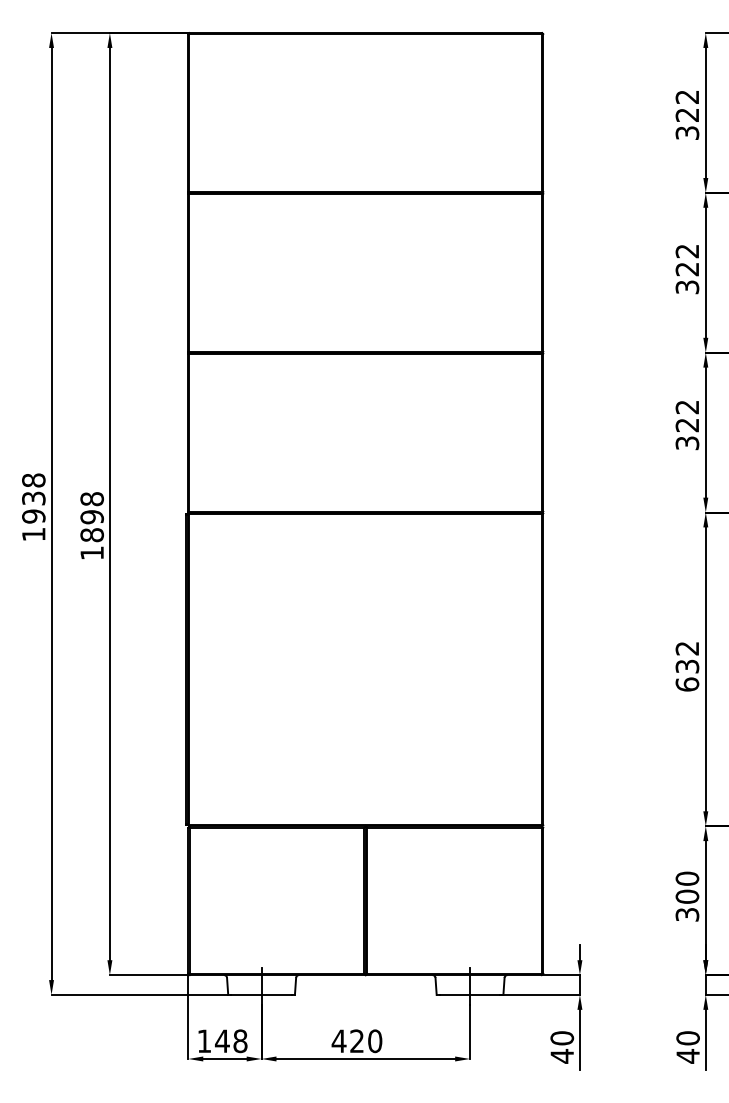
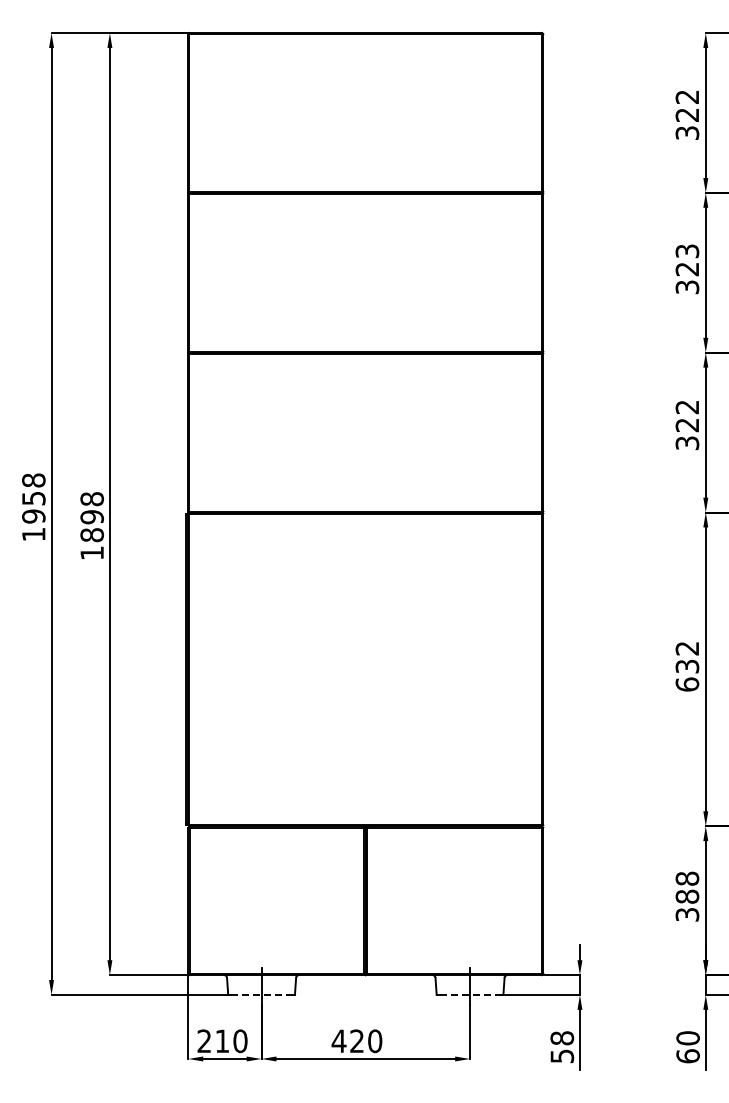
text: 322 -> 323 (687, 251)
text: 1938 -> 1958 (33, 497)
text: 300 -> 388 (687, 887)
line: solid -> dashed (262, 994)
line: solid -> dashed (470, 994)
text: 148 -> 210 (222, 1040)
text: 40 -> 58 (562, 1047)
text: 40 -> 60 (687, 1056)
